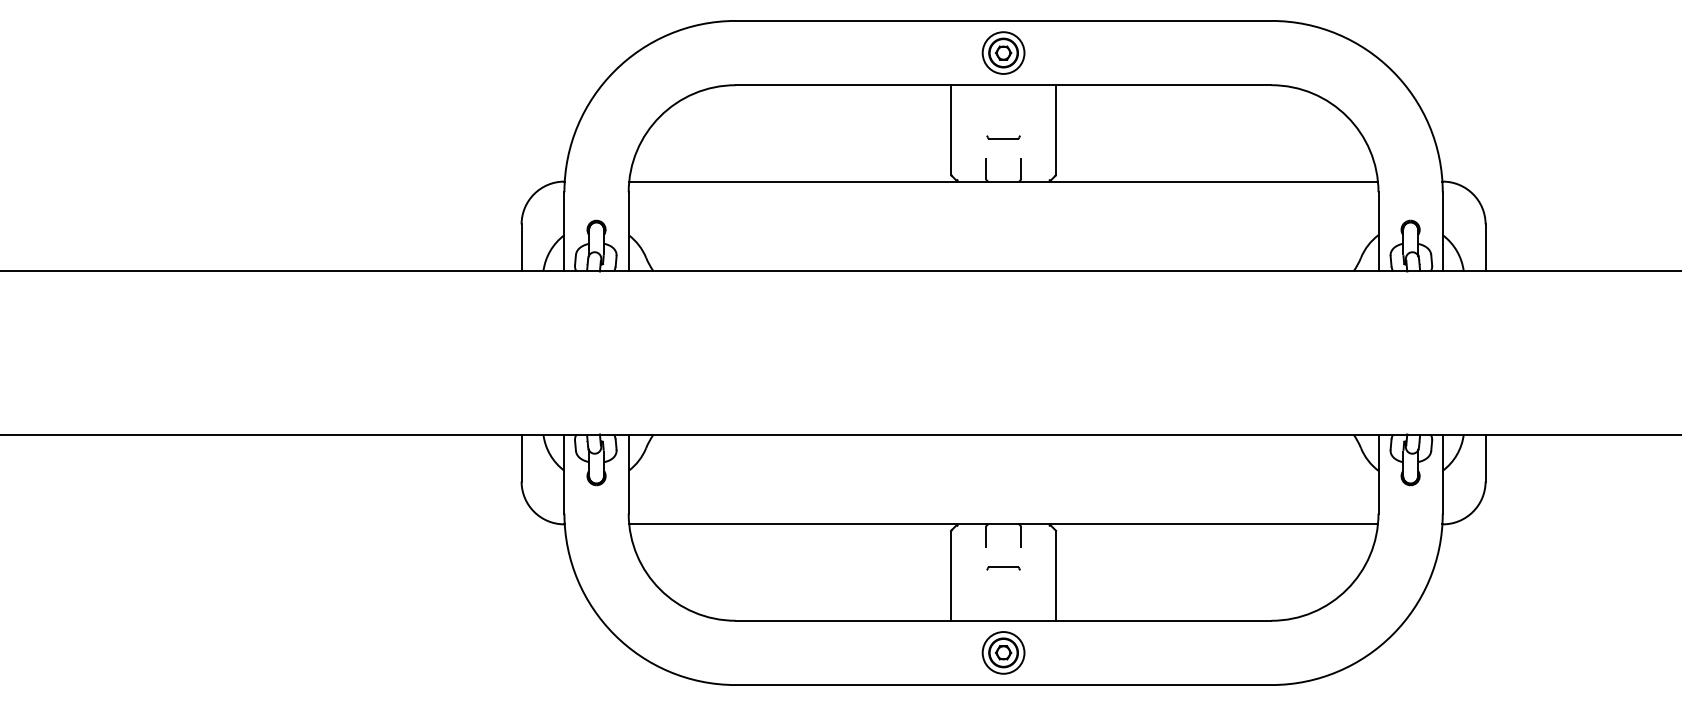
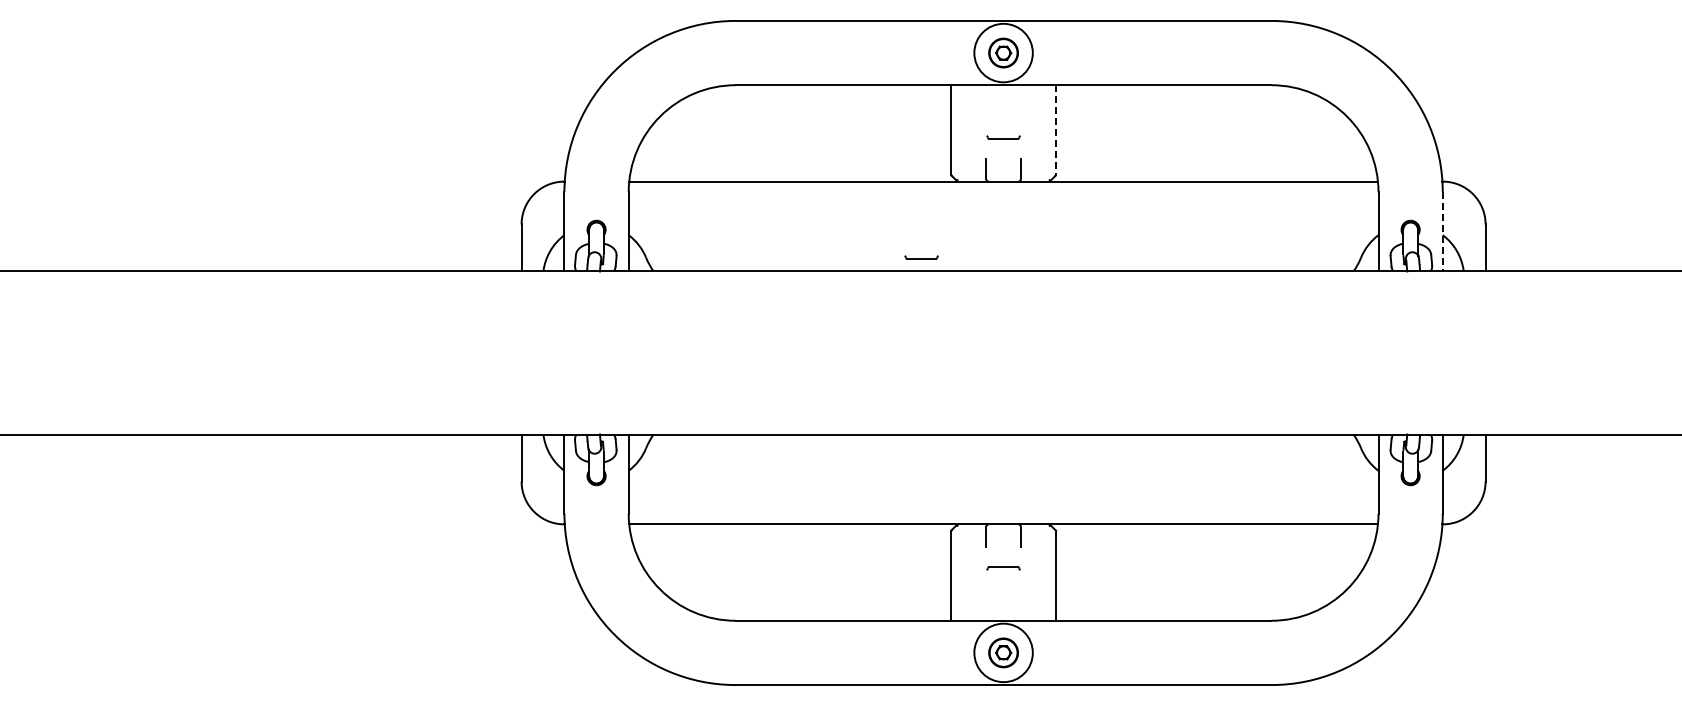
circle diameter: 42 px -> 58 px (1003, 52)
line: solid -> dashed (1056, 129)
line: solid -> dashed (1442, 231)
part: none -> present (921, 257)
circle diameter: 42 px -> 58 px (1003, 652)
